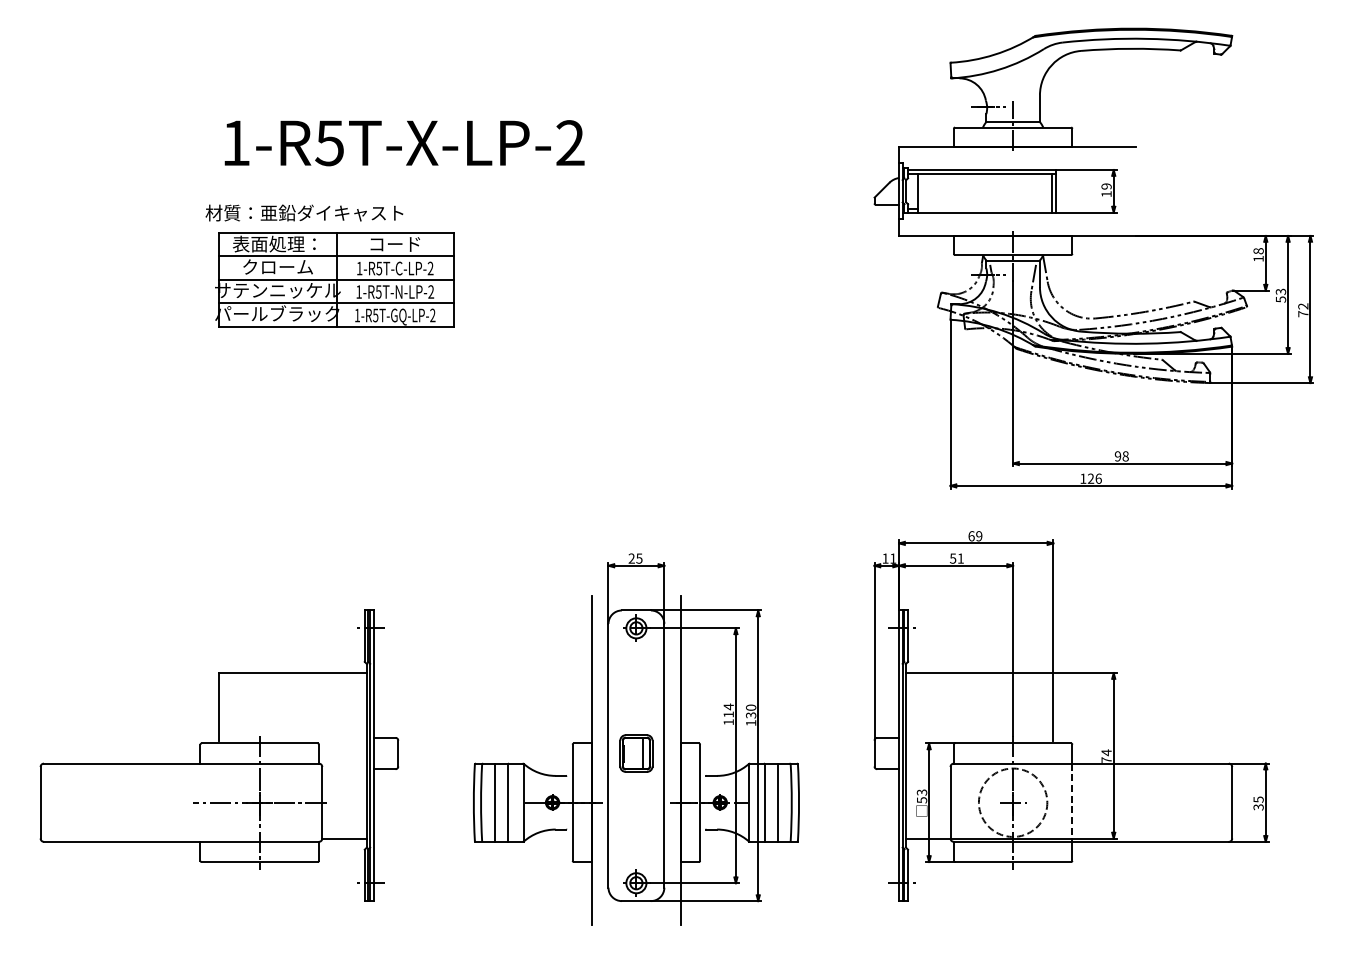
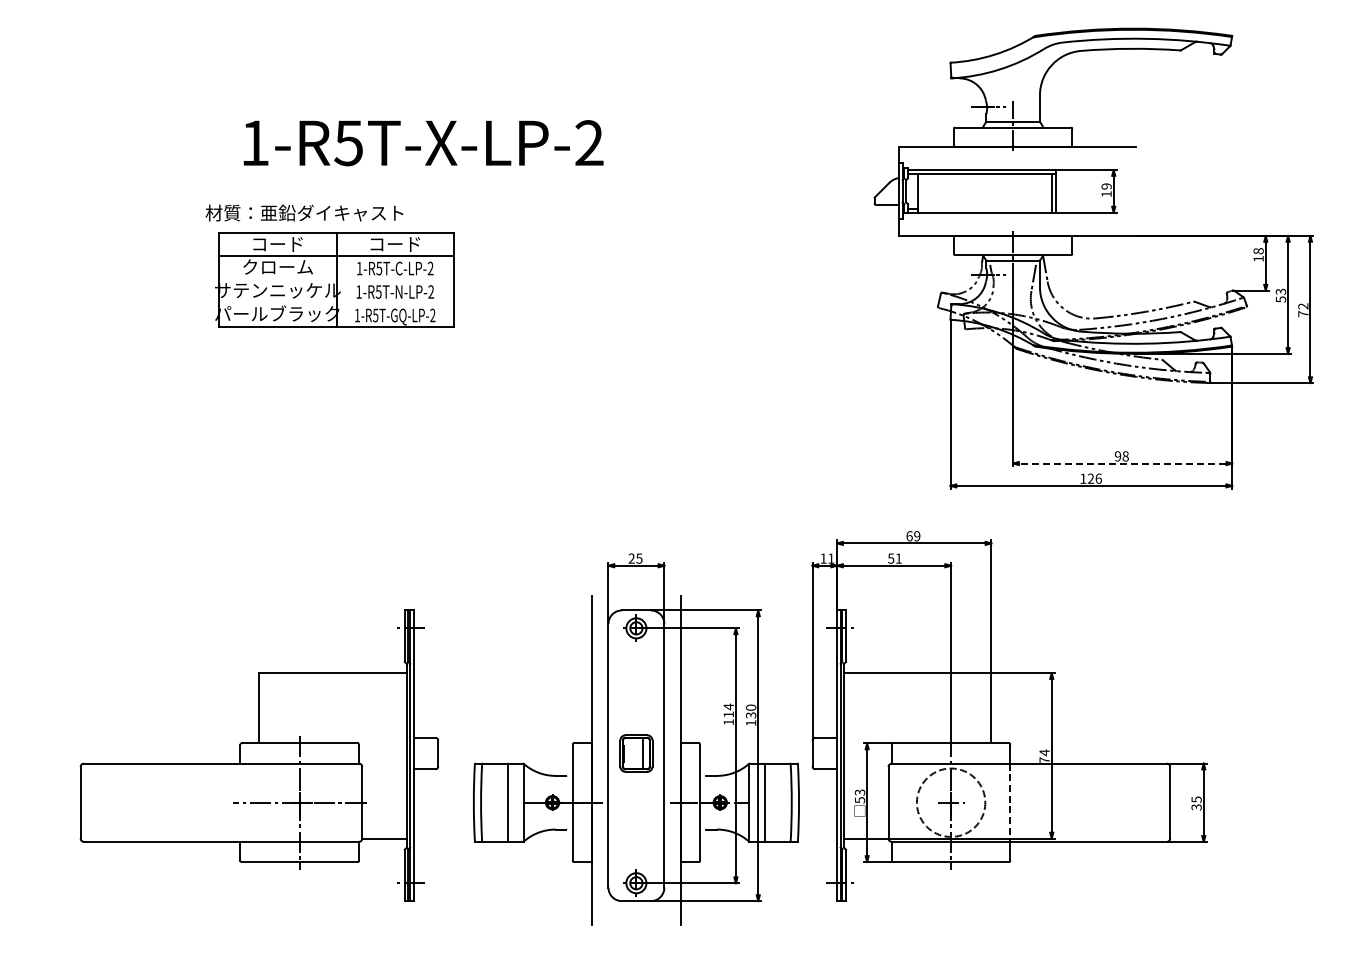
text position: (404, 143) -> (423, 143) (423, 143)
text: 表面処理： -> コード (273, 243)
line: present -> none (336, 279)
line: present -> none (336, 303)
line: solid -> dashed (1122, 463)
part position: (1071, 716) -> (1009, 716) (1009, 716)
part position: (219, 755) -> (259, 755) (259, 755)
line: present -> none (494, 802)
line: present -> none (778, 802)
